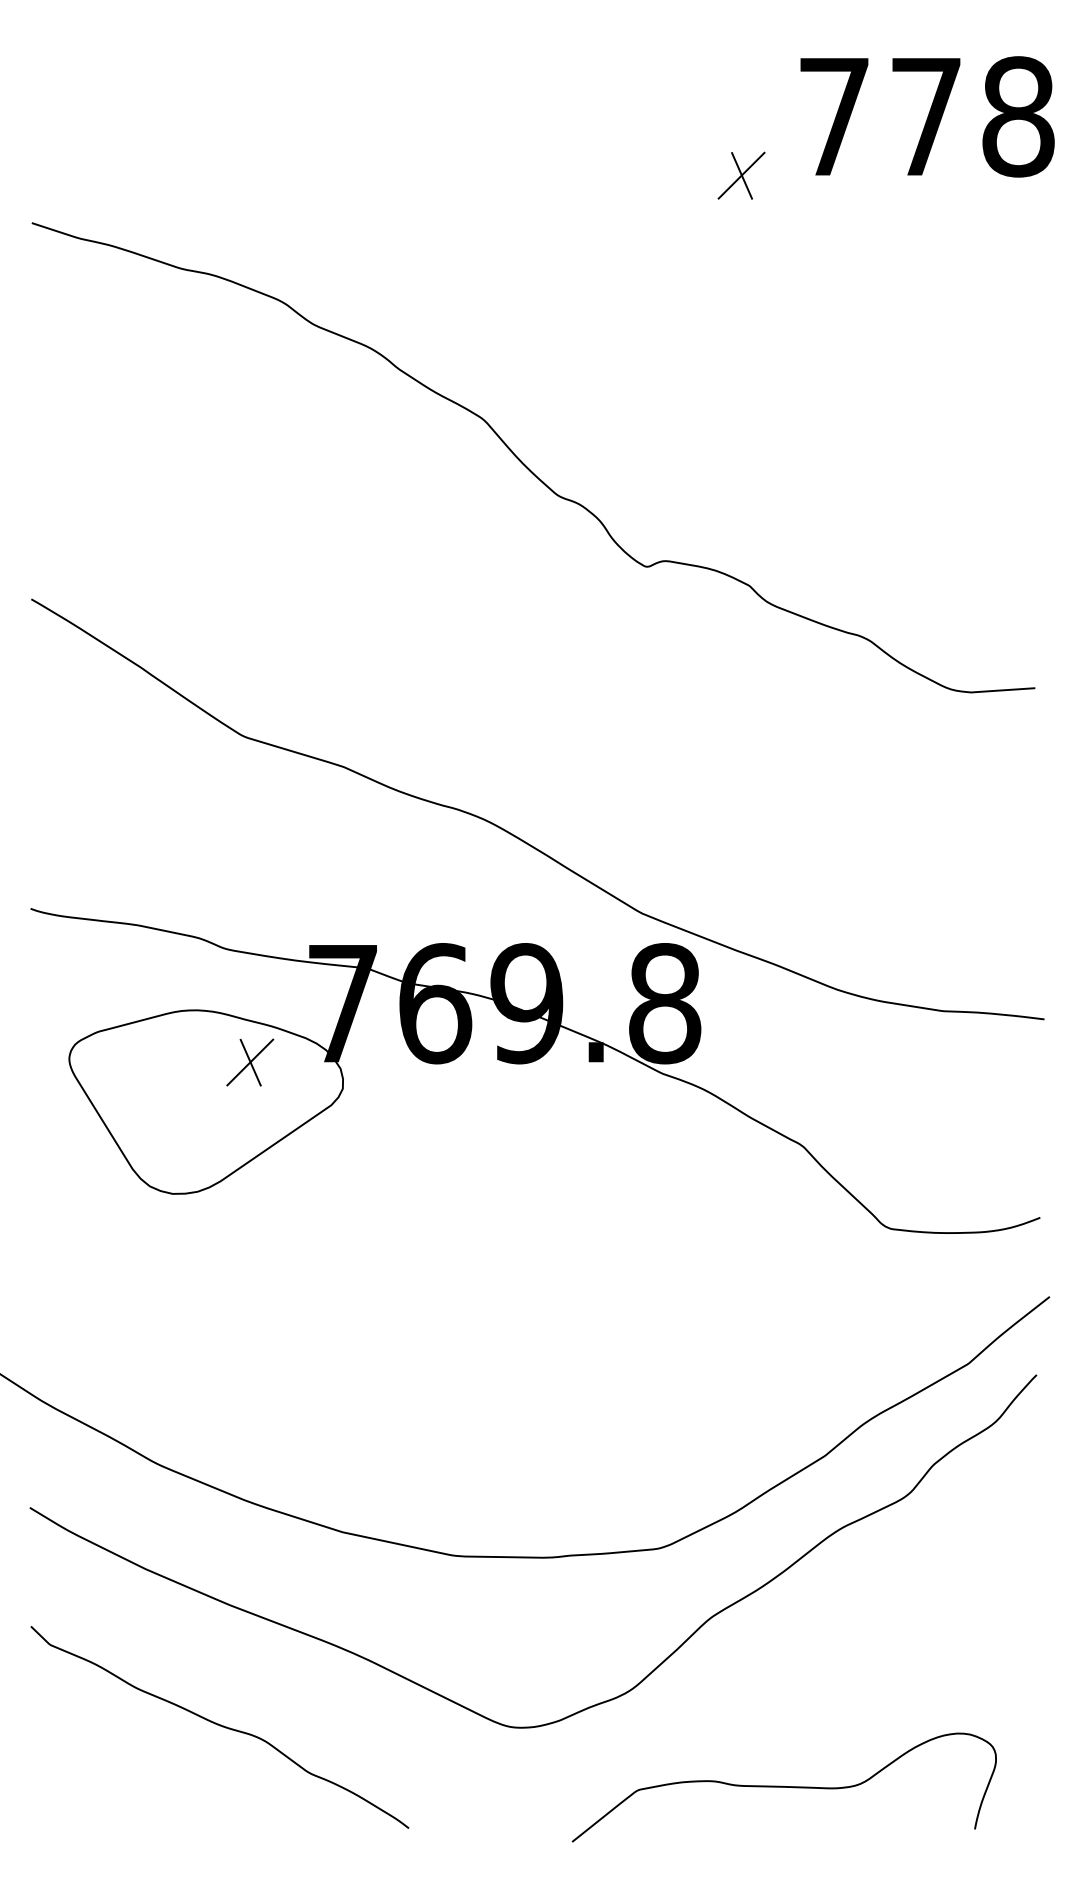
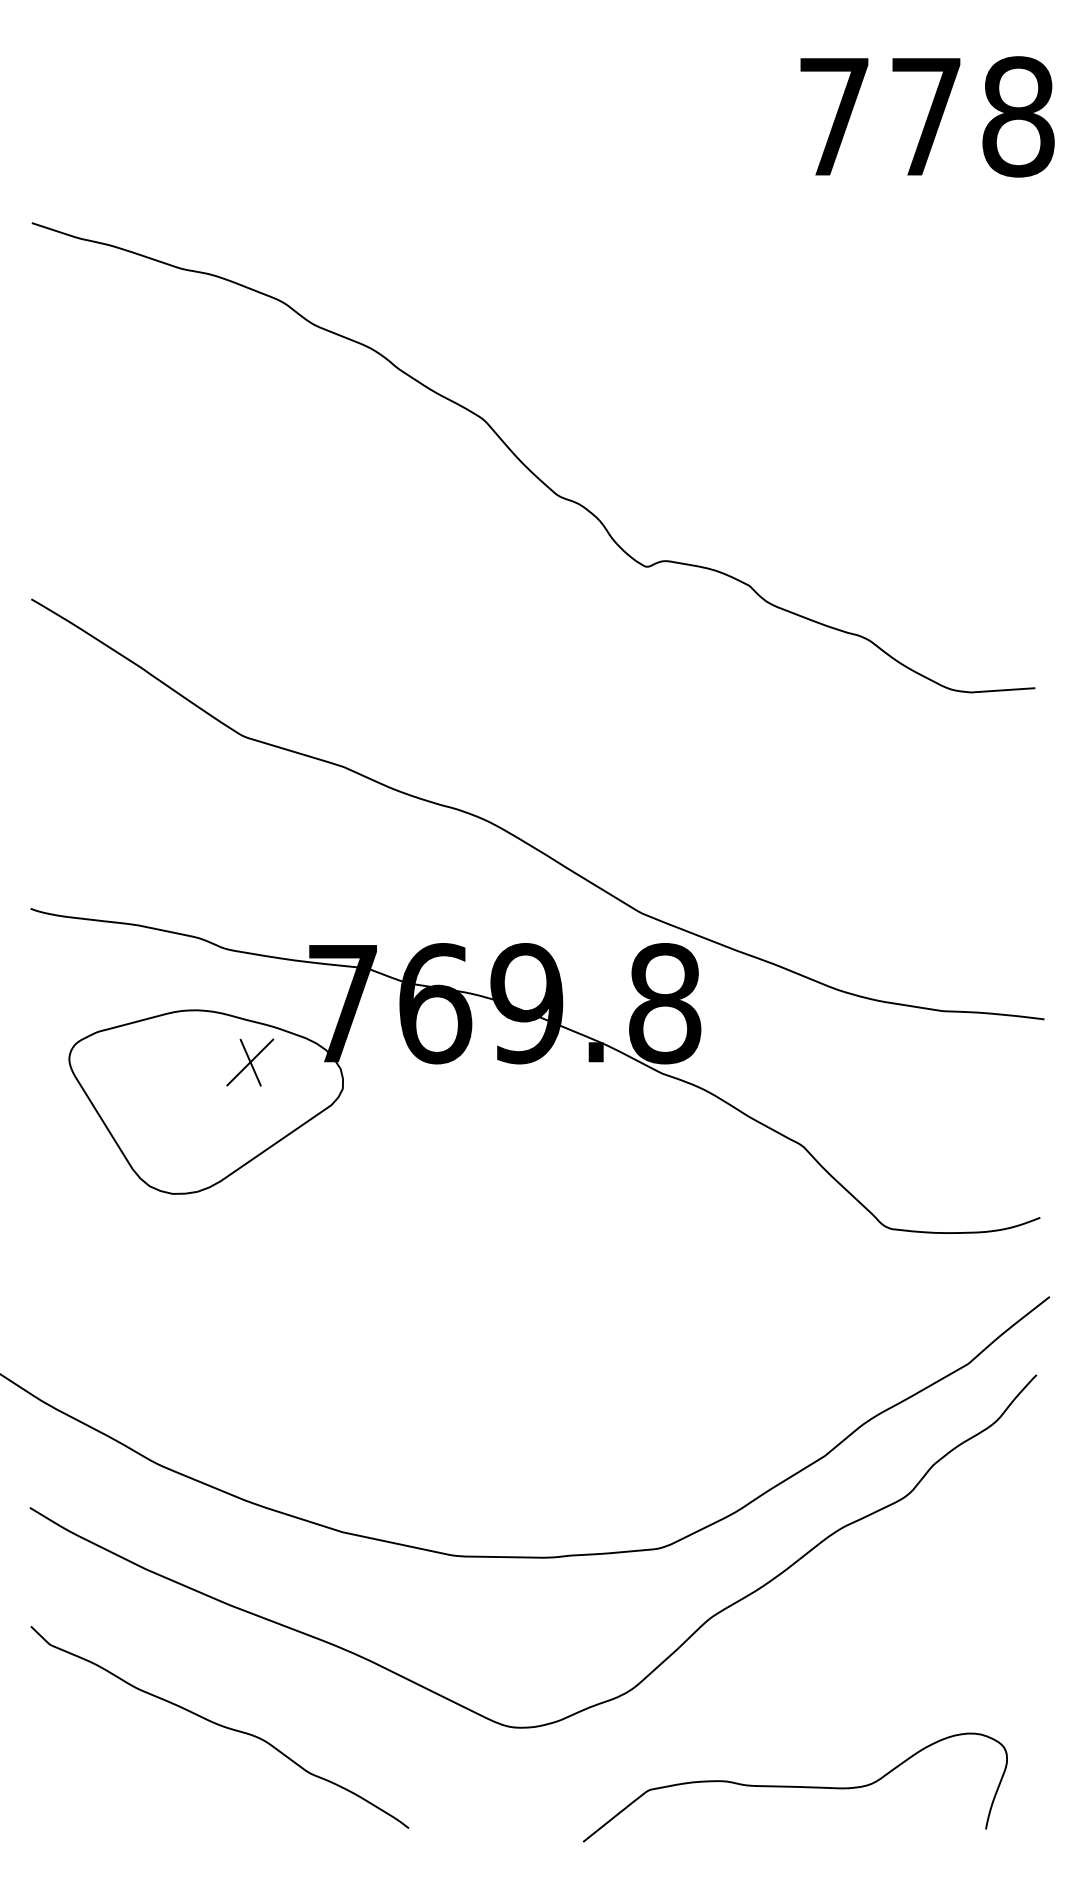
part: present -> none (741, 175)
curve position: (783, 1787) -> (794, 1787) (794, 1787)
